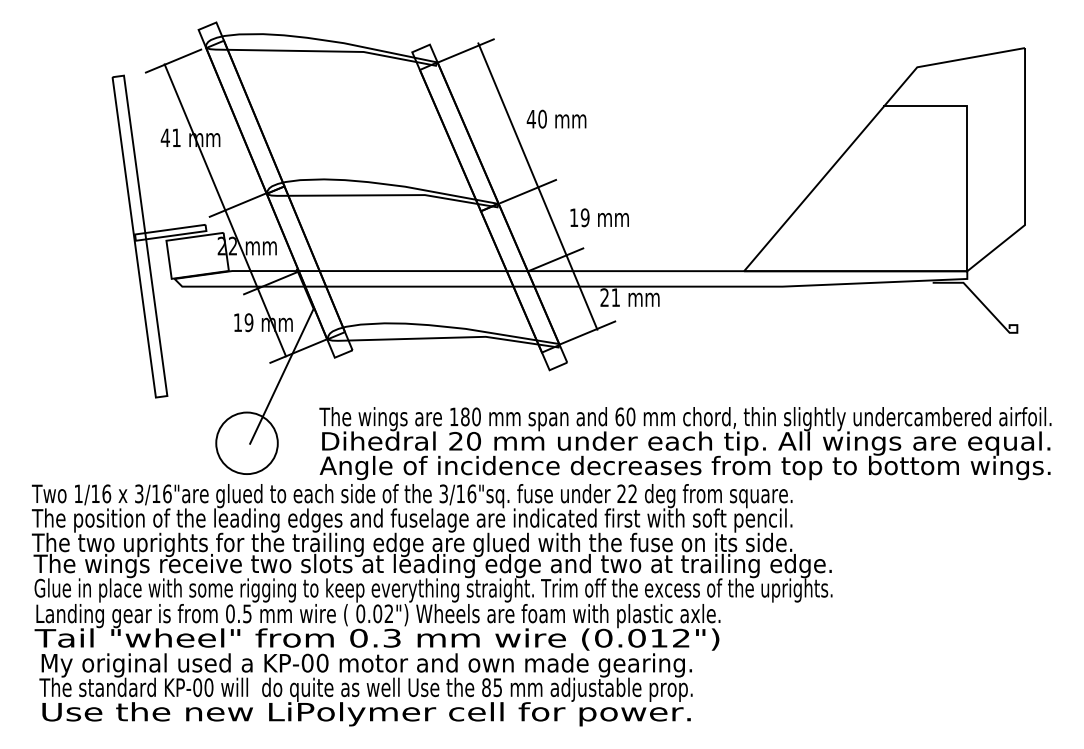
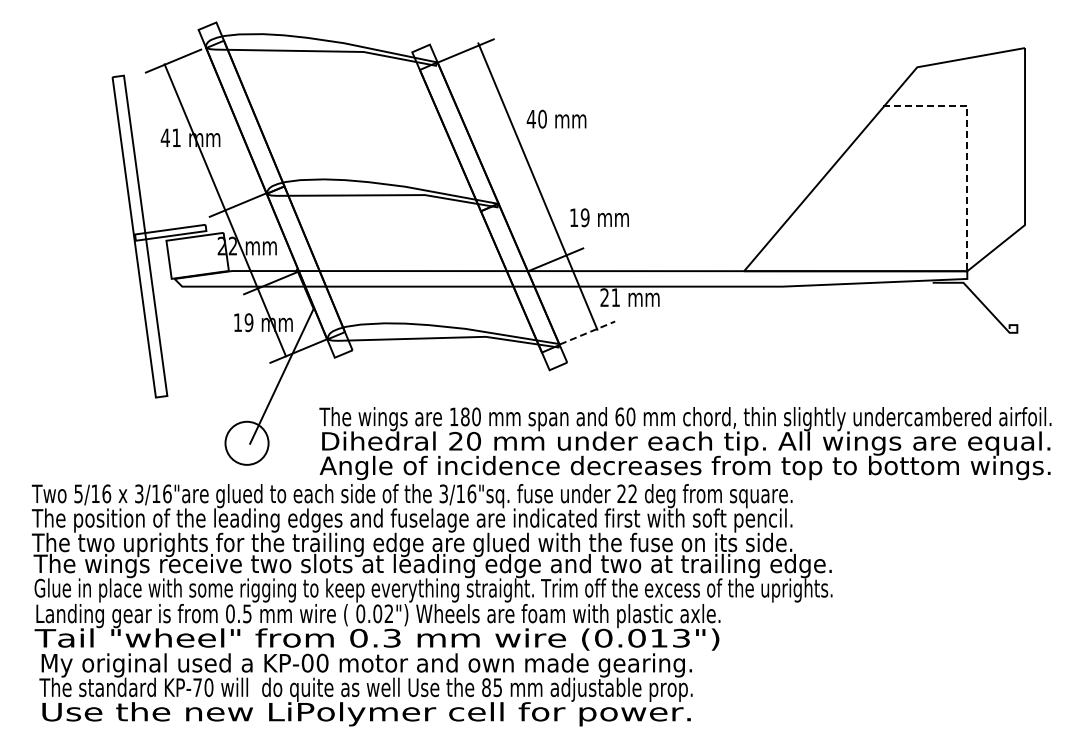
line: solid -> dashed (967, 145)
line: present -> none (528, 190)
line: solid -> dashed (587, 332)
circle diameter: 62 px -> 43 px (246, 442)
text: 1/16 -> 5/16 (78, 493)
text: (0.012") -> (0.013") (681, 638)
text: KP-00 -> KP-70 (197, 687)
